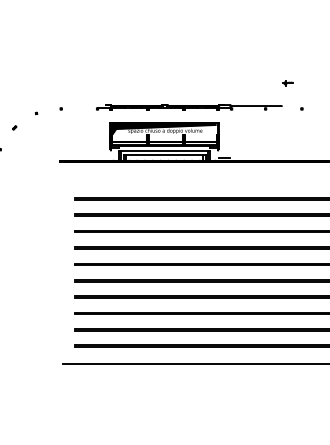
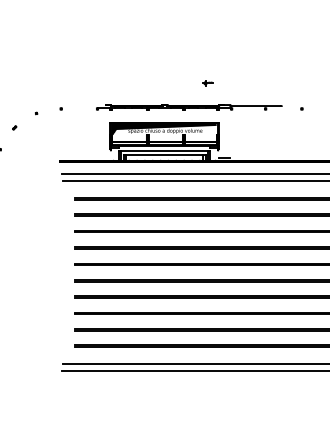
part position: (287, 83) -> (207, 83) (207, 83)
line: none -> present (193, 173)
line: none -> present (194, 180)
line: none -> present (193, 371)
